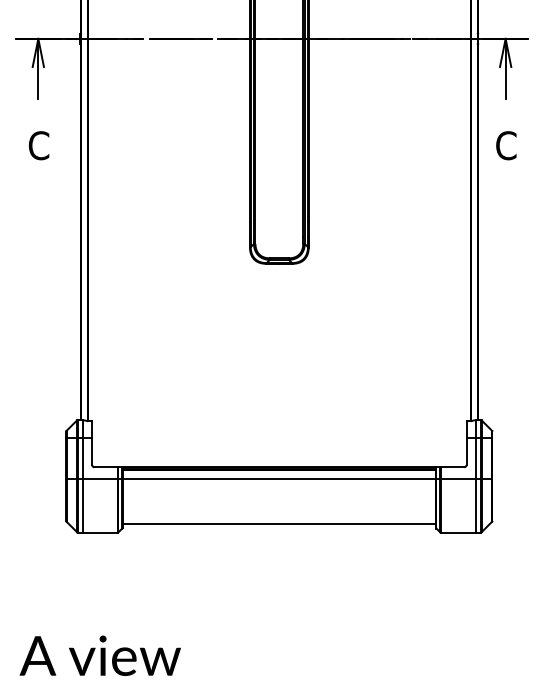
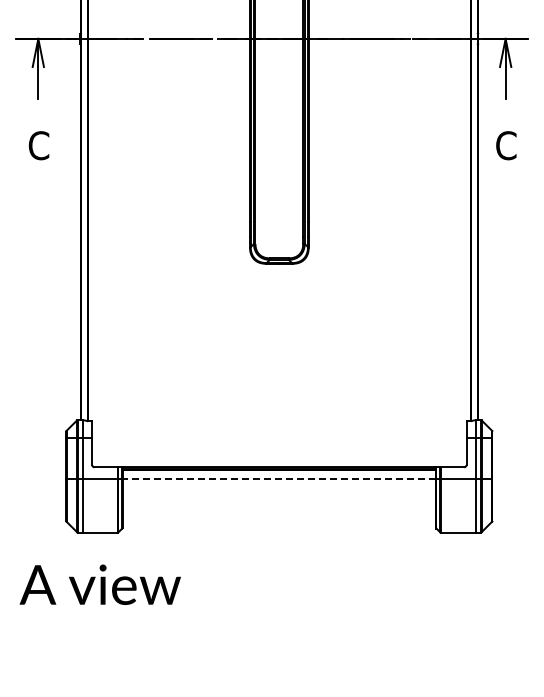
line: solid -> dashed (279, 478)
line: present -> none (279, 523)
text position: (99, 655) -> (99, 584) (99, 584)
